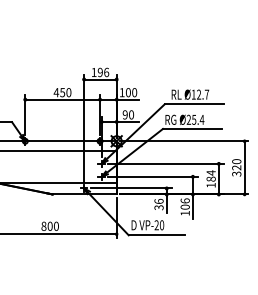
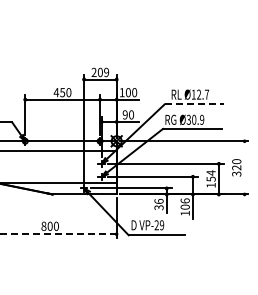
text: 196 -> 209 (100, 72)
line: solid -> dashed (194, 104)
text: Ø25.4 -> Ø30.9 (195, 119)
line: present -> none (244, 167)
text: 184 -> 154 (210, 178)
text: VP-20 -> VP-29 (161, 225)
line: solid -> dashed (58, 234)
